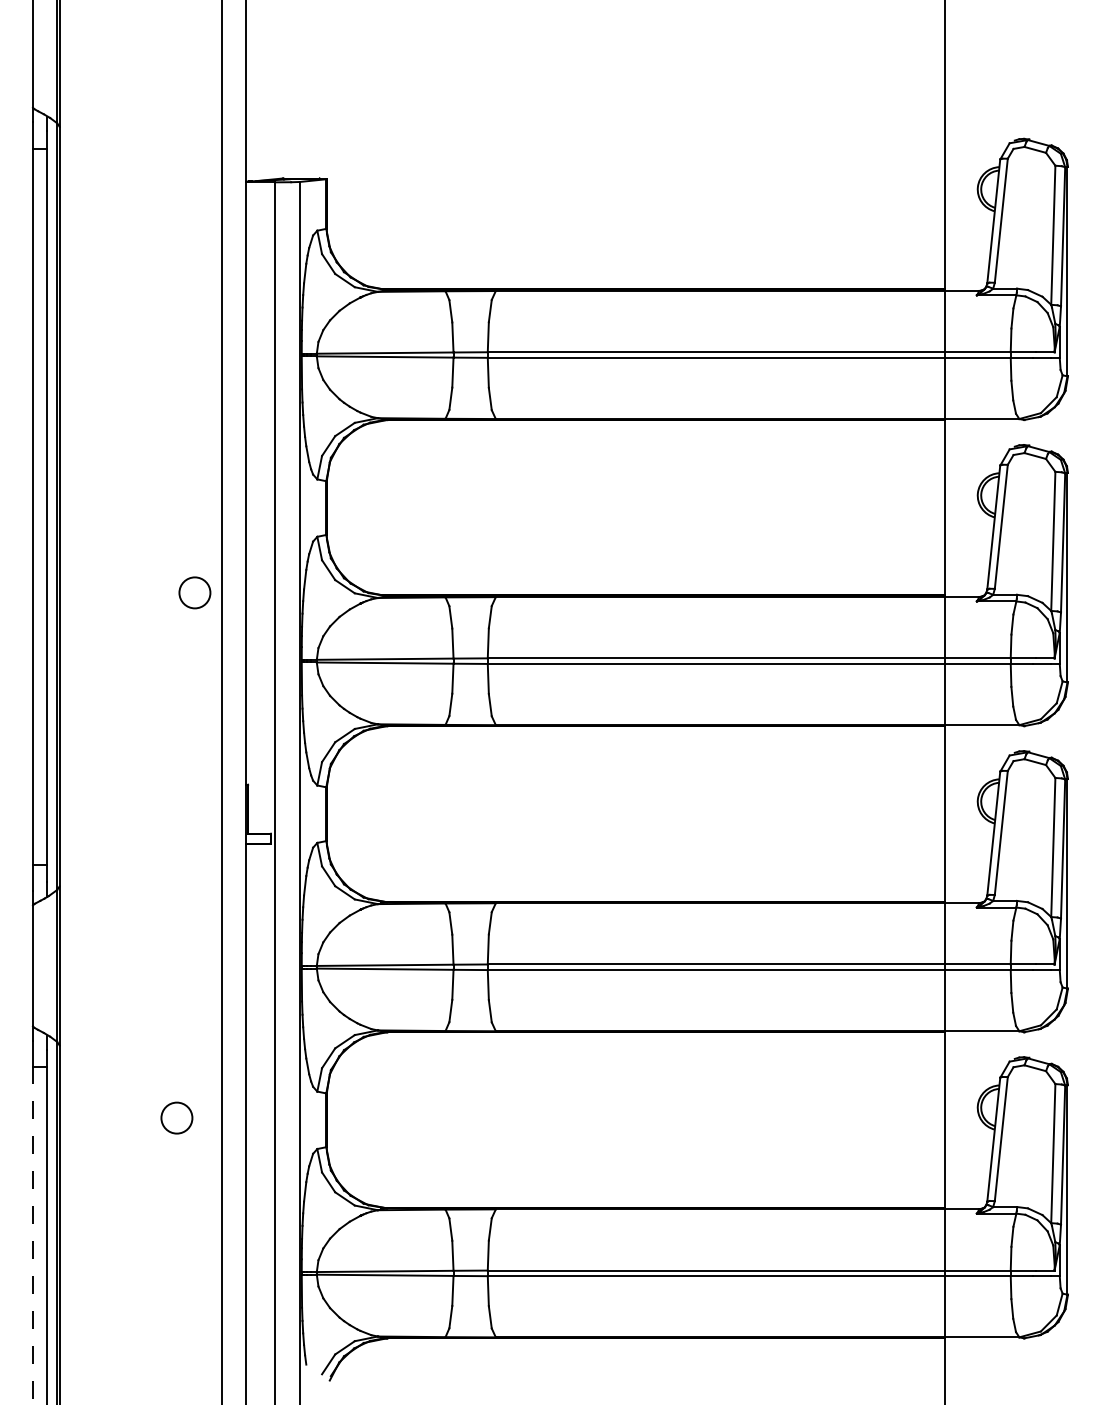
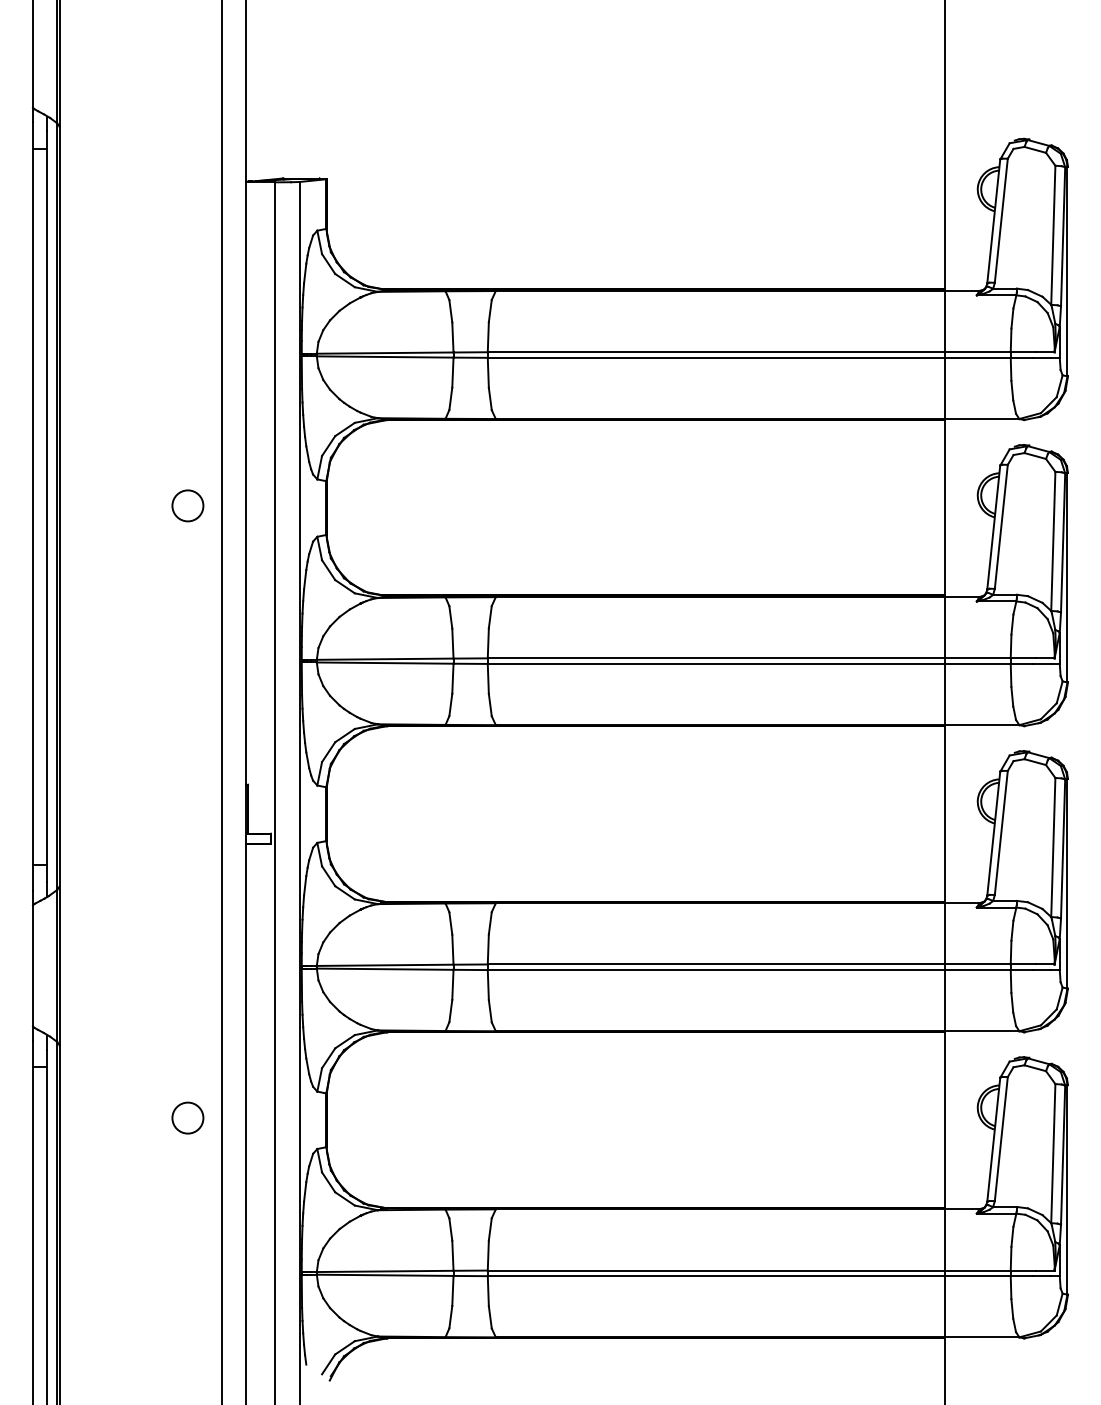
circle position: (194, 592) -> (187, 505) (187, 505)
circle position: (176, 1117) -> (187, 1117) (187, 1117)
line: dashed -> solid (33, 1236)
